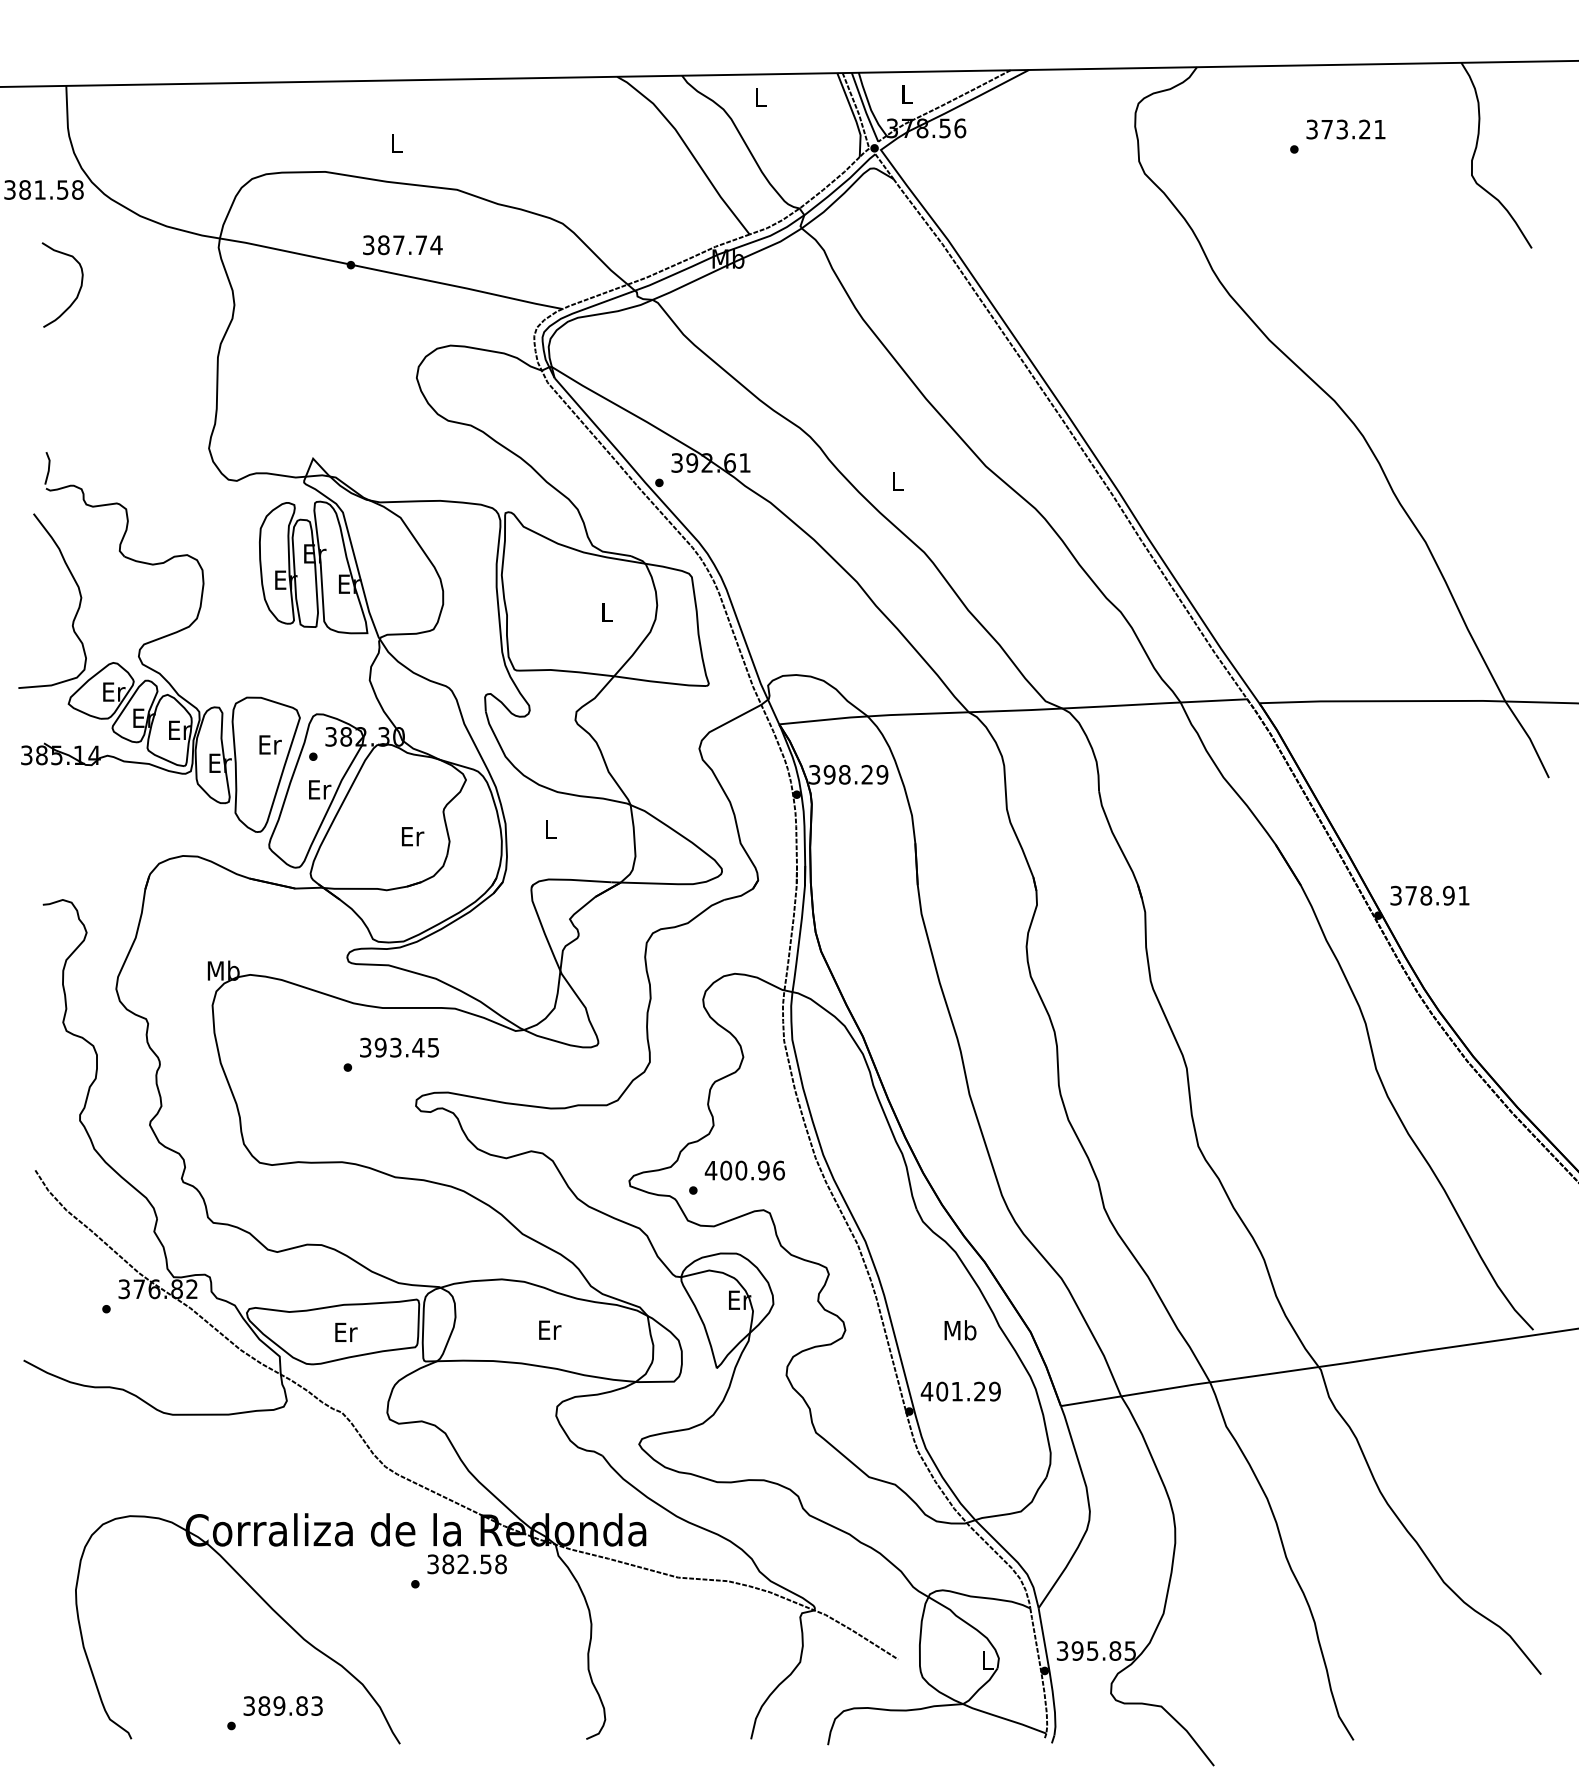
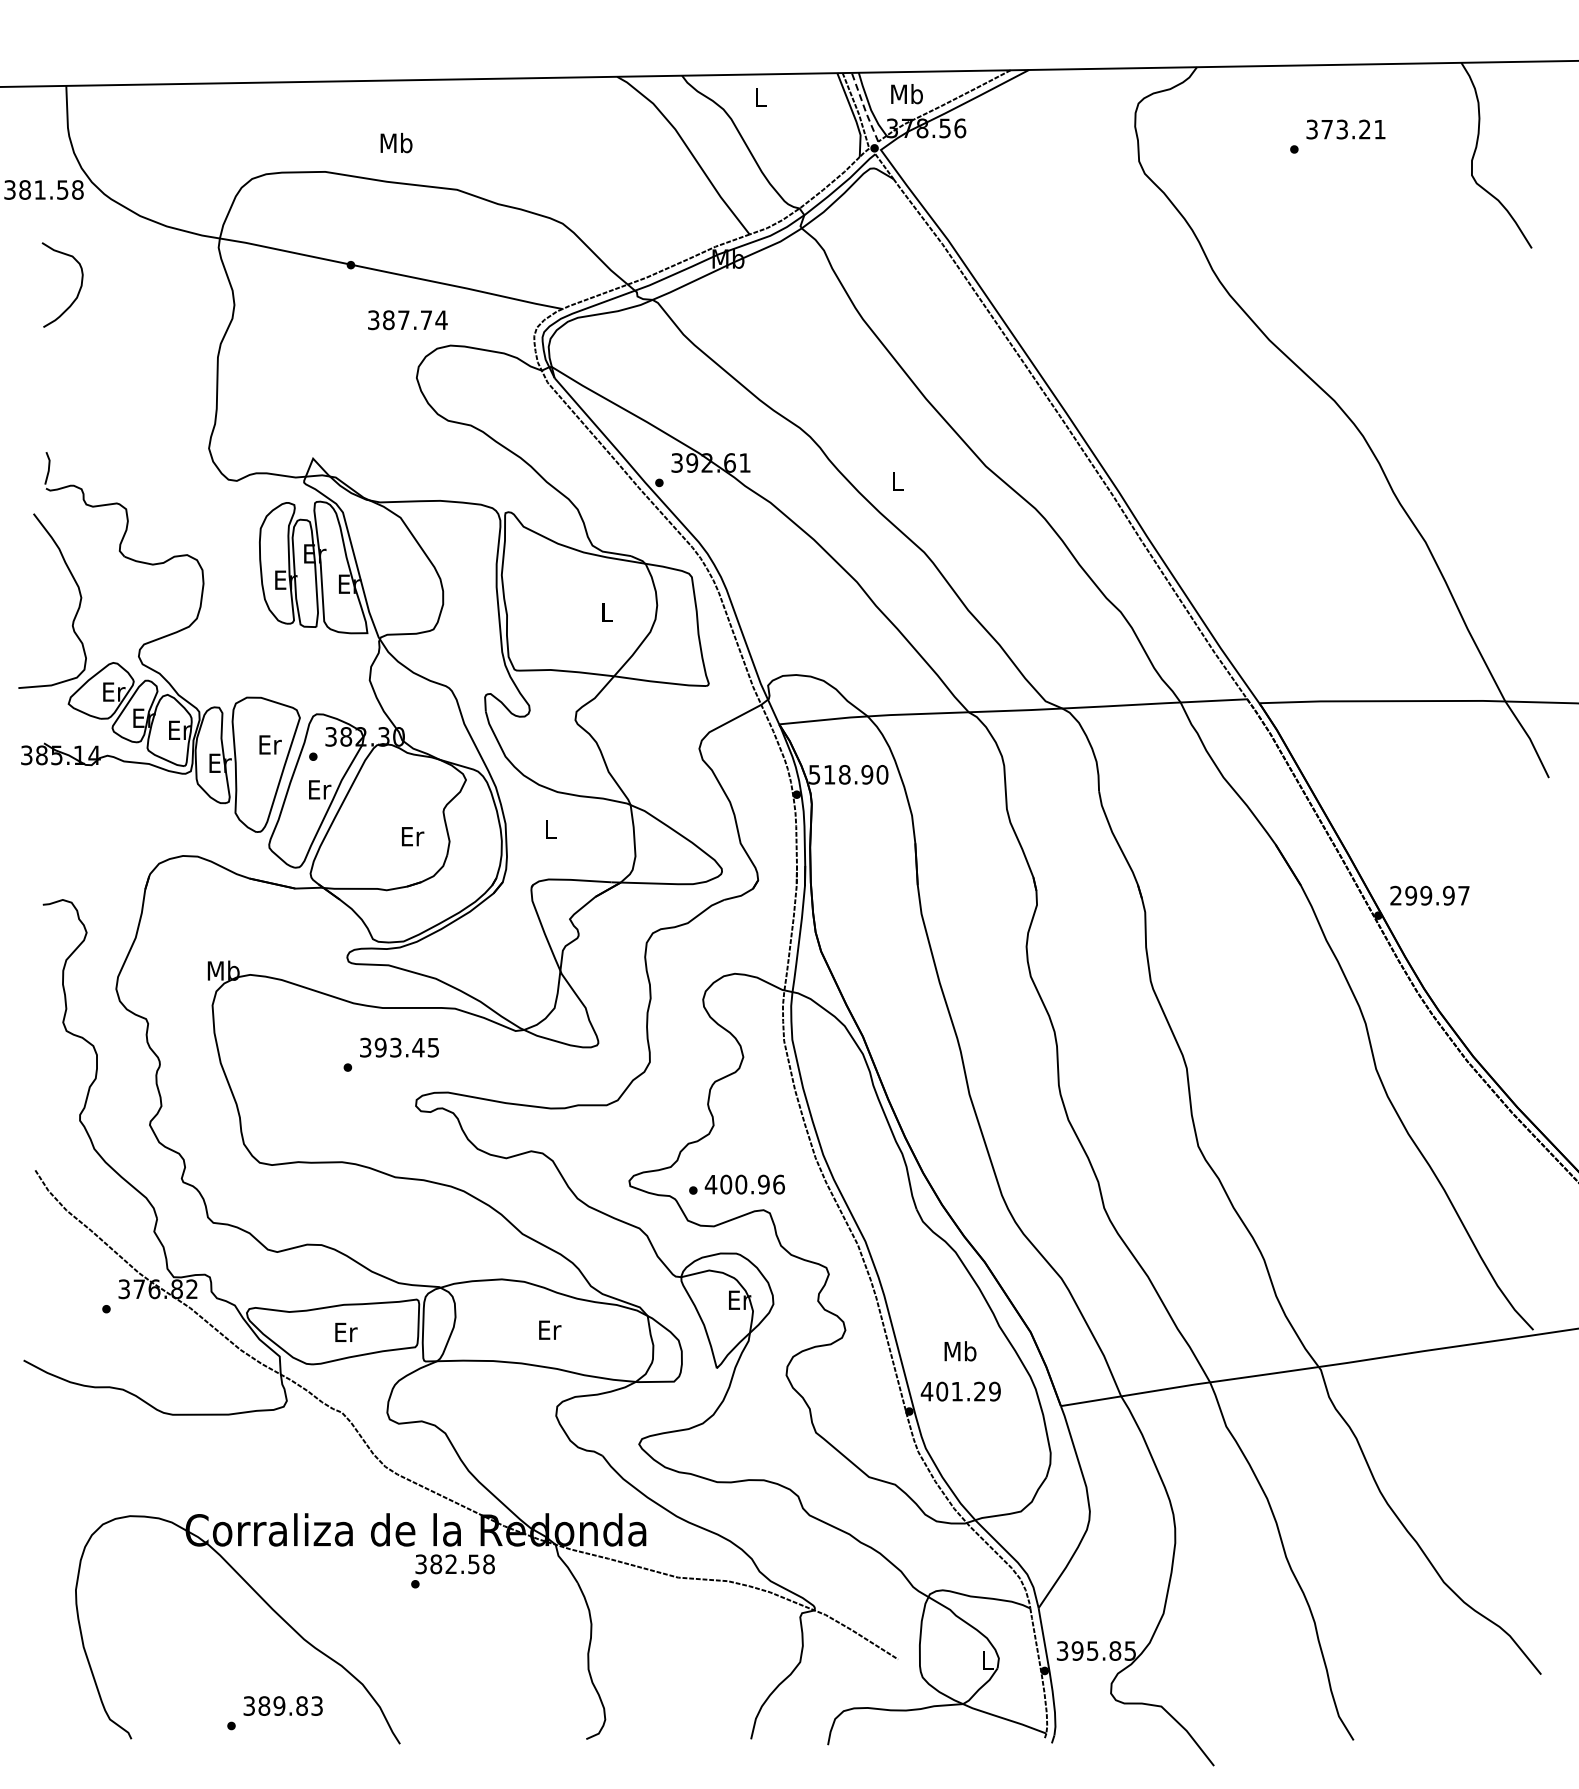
text: L -> Mb (906, 94)
line: solid -> dashed (864, 107)
text: L -> Mb (396, 142)
text position: (402, 245) -> (407, 320) (407, 320)
text: 398.29 -> 518.90 (848, 774)
text: 378.91 -> 299.97 (1429, 895)
text position: (744, 1170) -> (744, 1184) (744, 1184)
text position: (960, 1330) -> (960, 1351) (960, 1351)
text position: (466, 1564) -> (454, 1564) (454, 1564)
